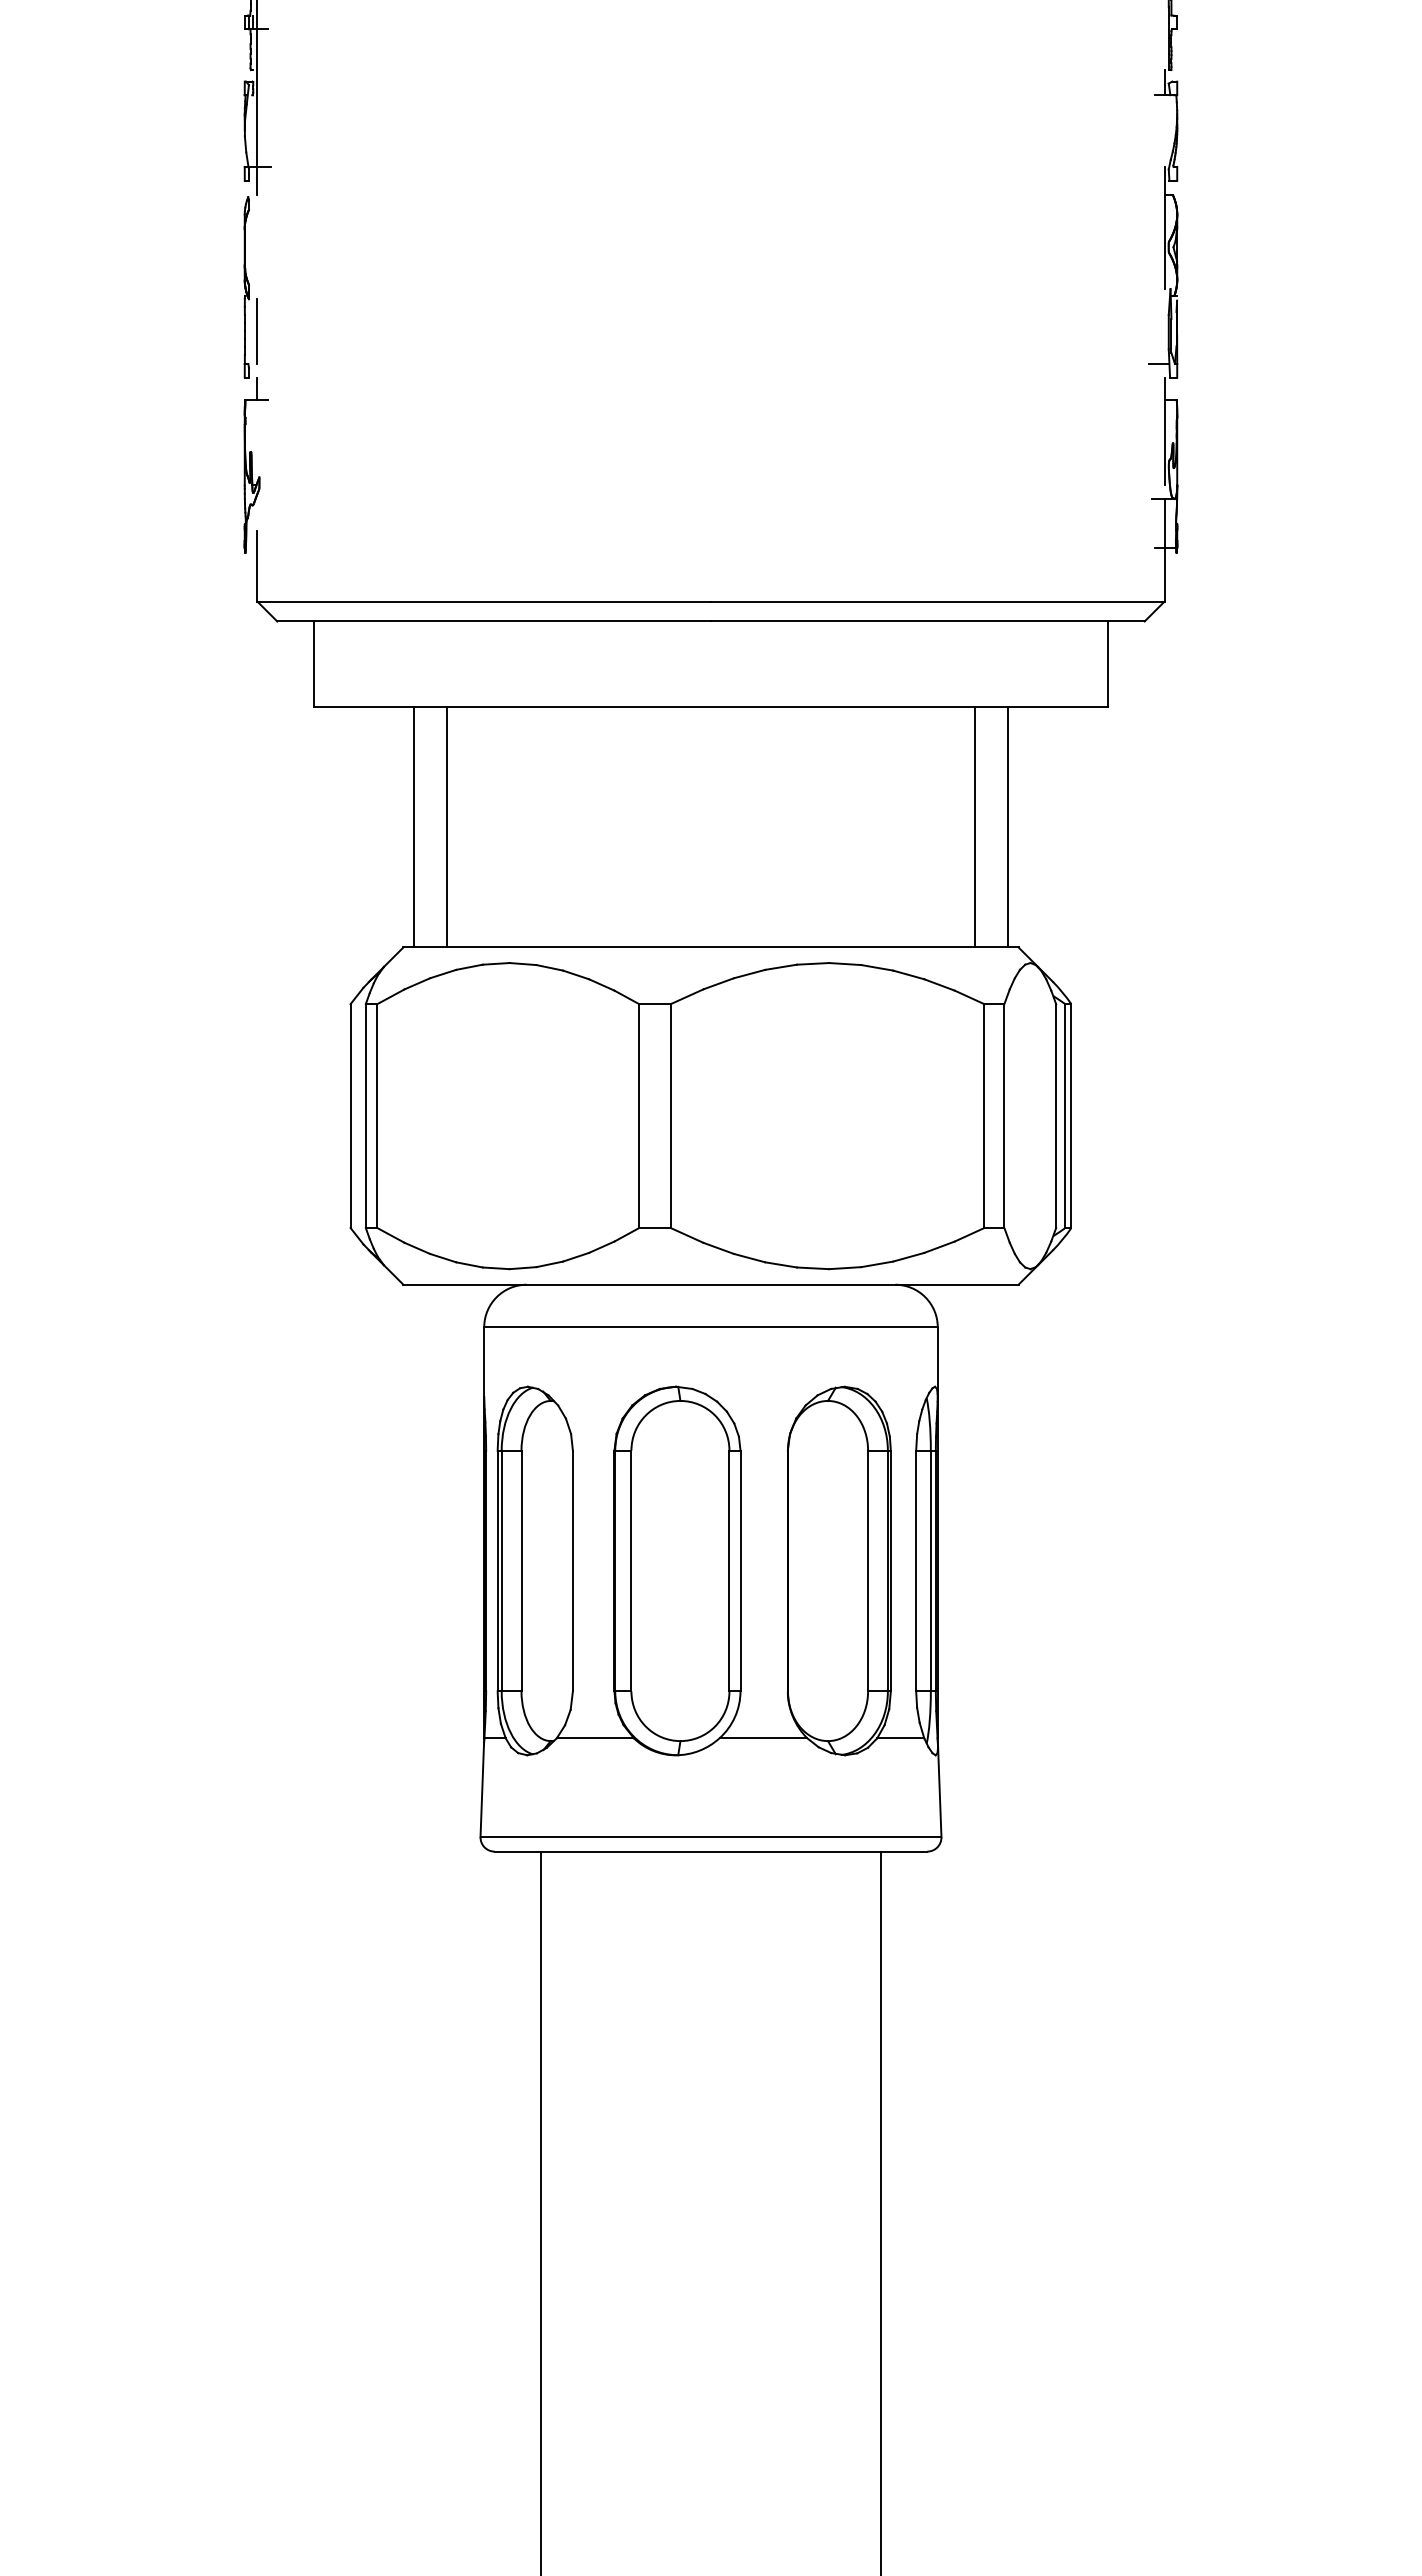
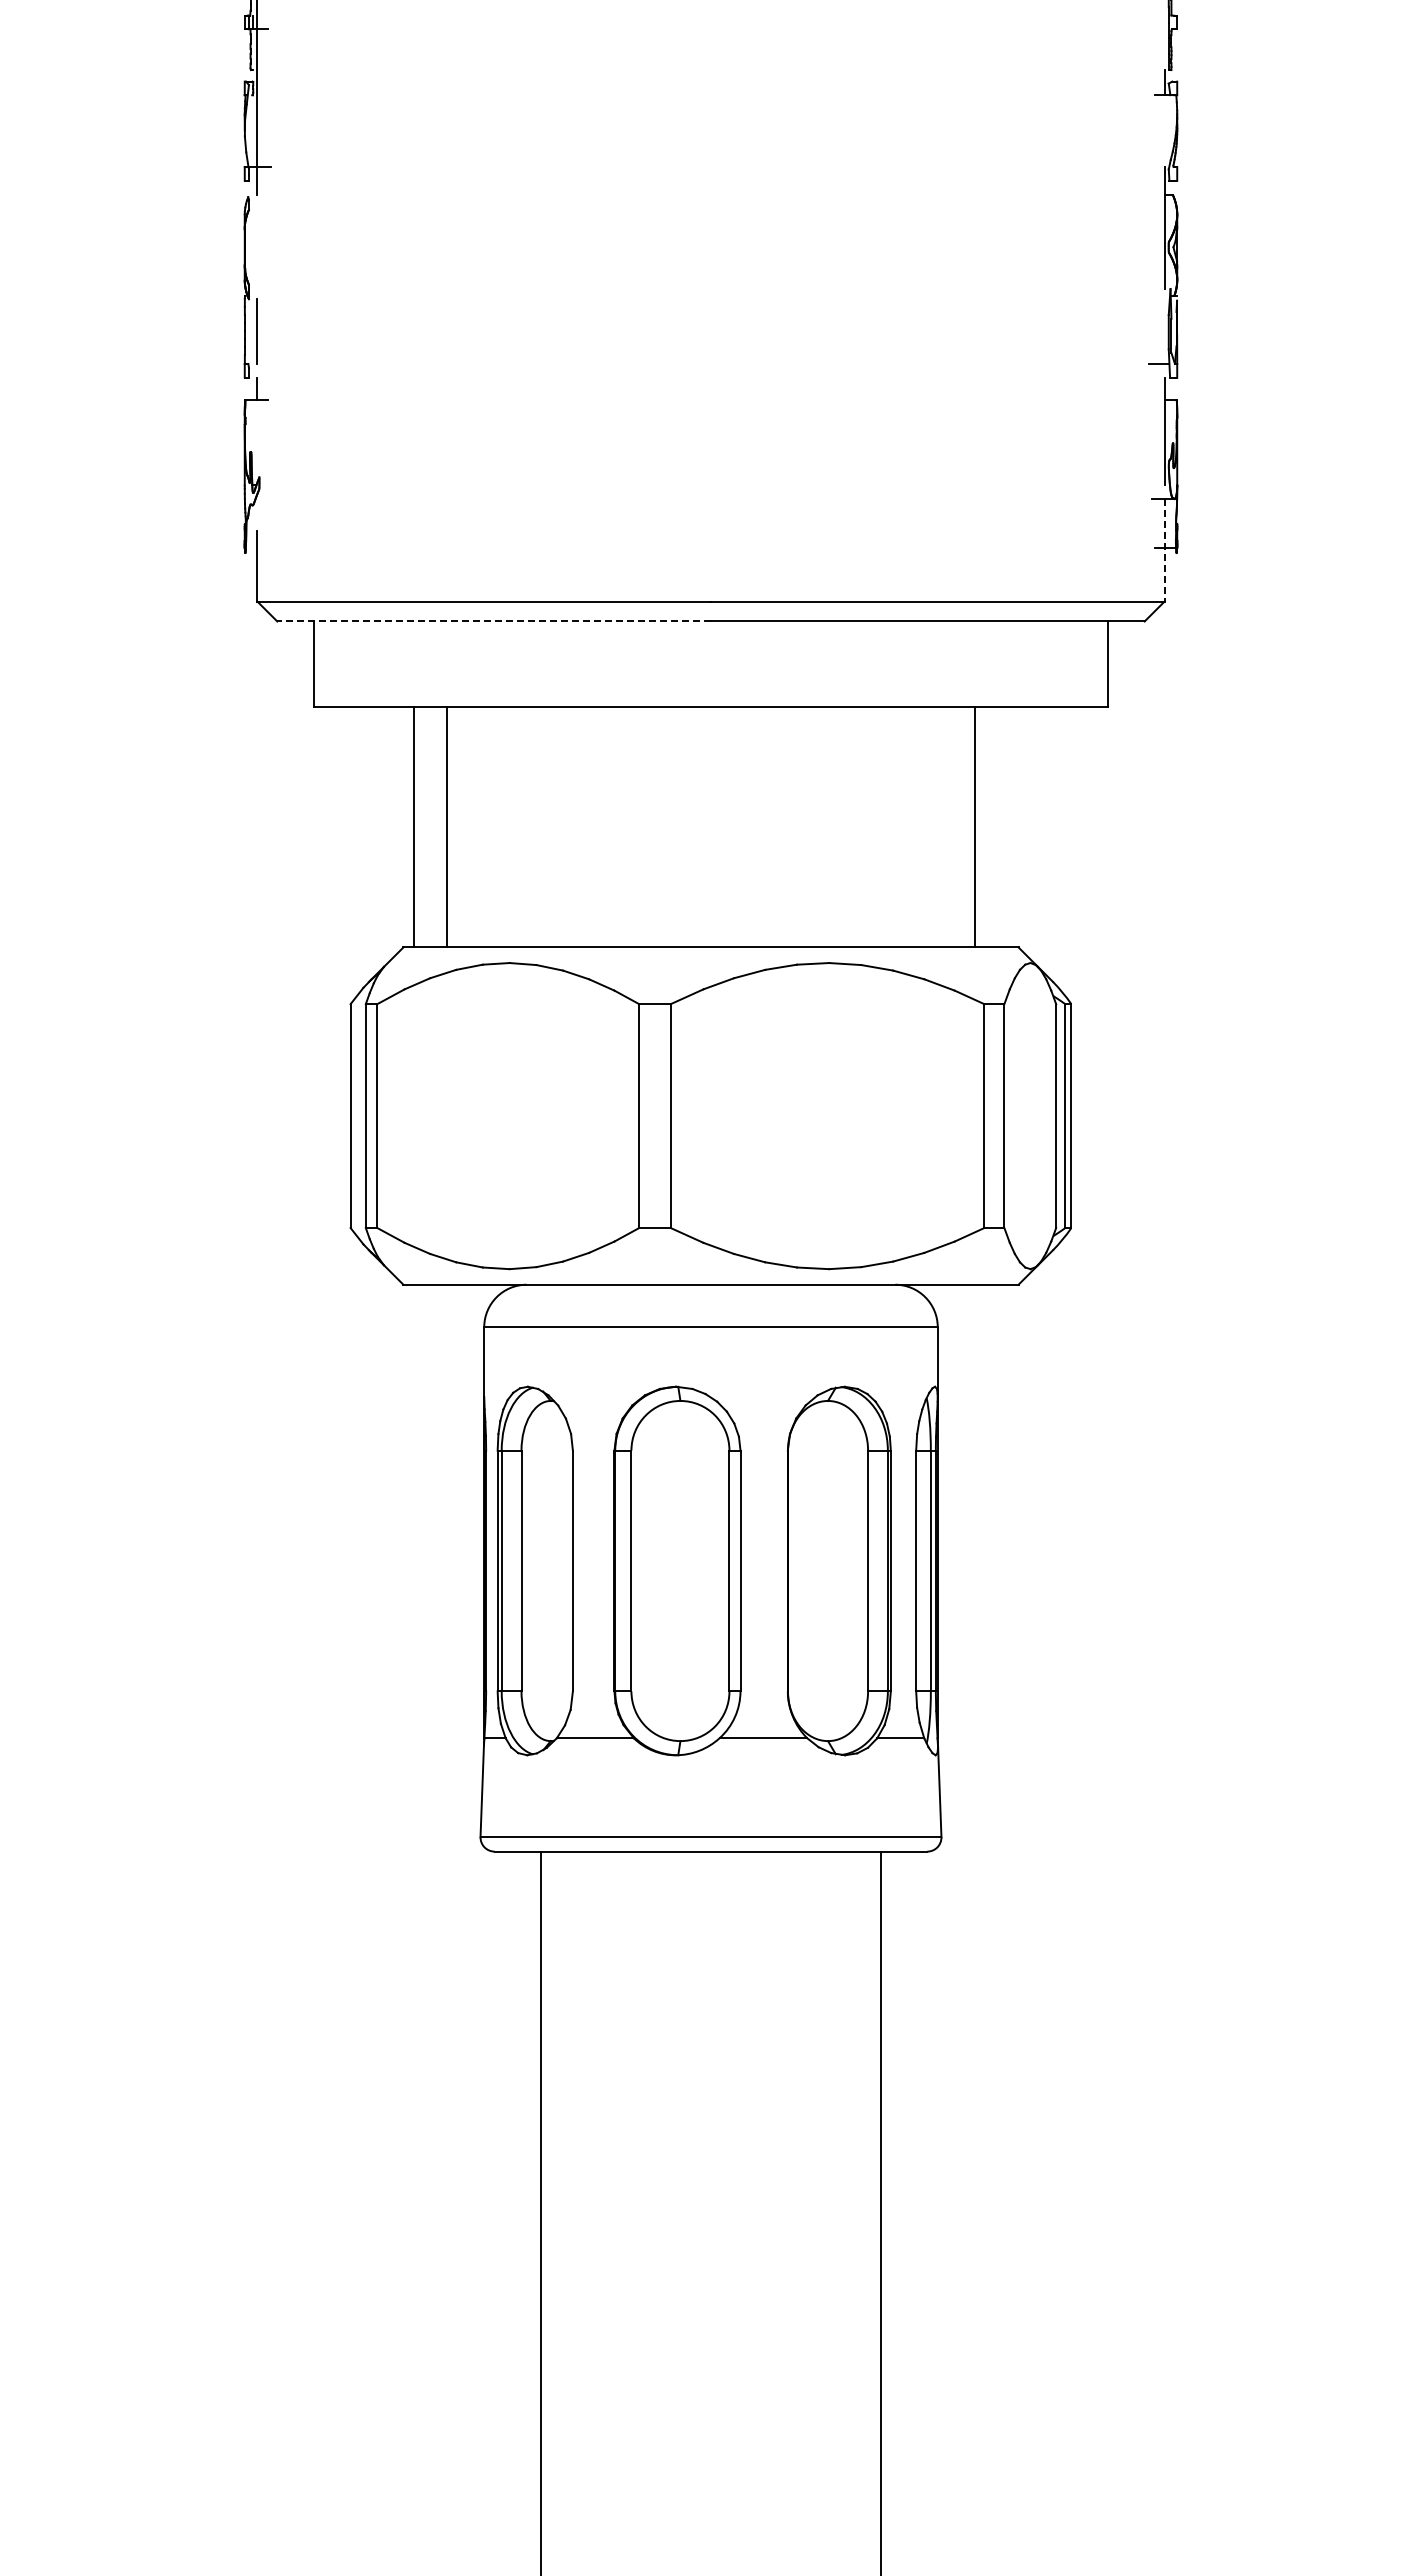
line: solid -> dashed (1164, 550)
line: solid -> dashed (494, 621)
line: present -> none (1007, 826)
